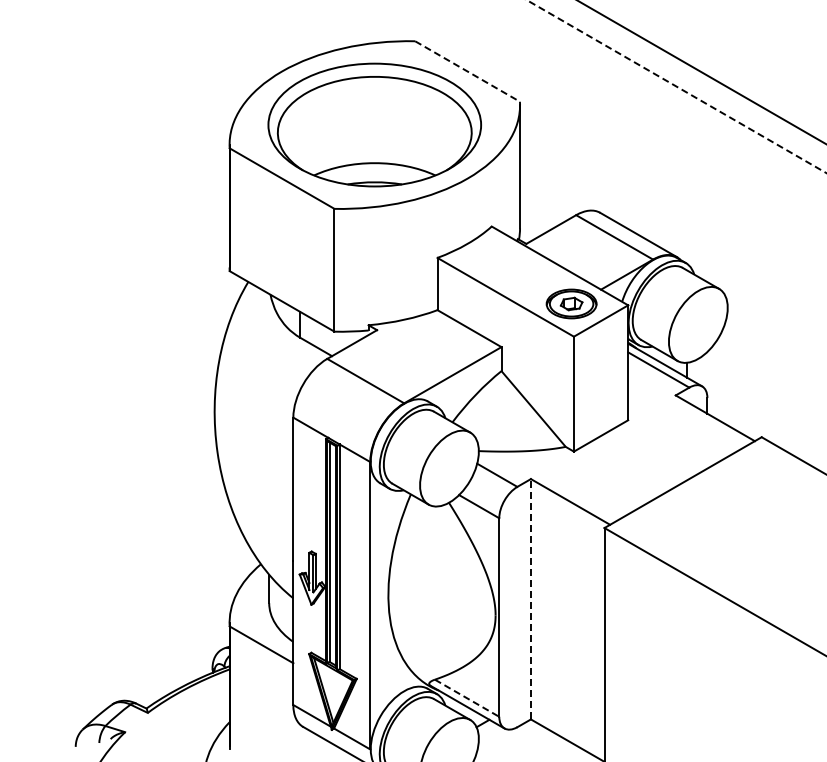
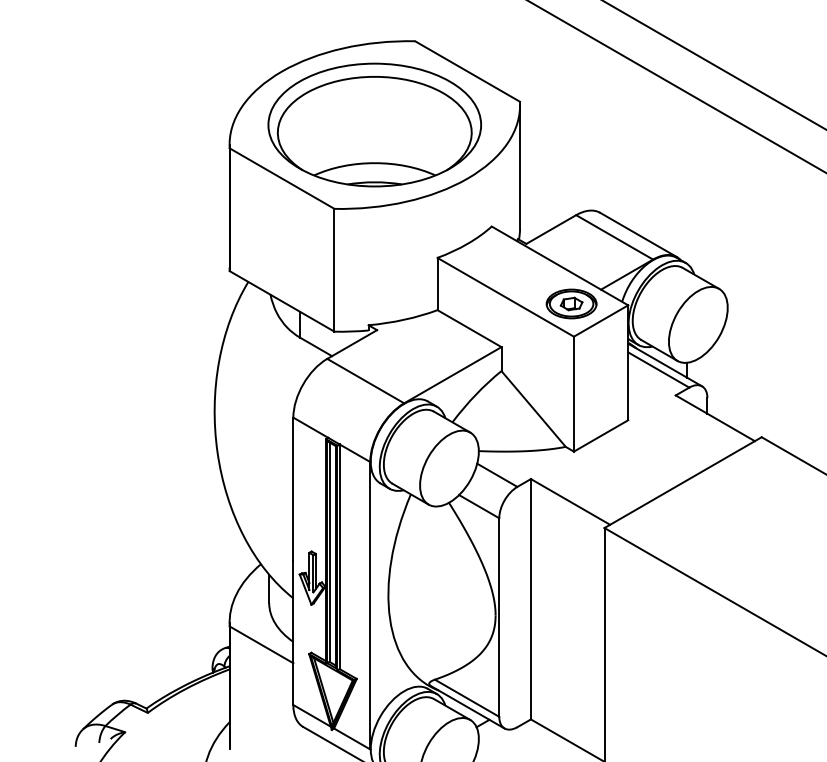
line: dashed -> solid (468, 71)
line position: (701, 72) -> (714, 65) (714, 65)
line: dashed -> solid (676, 86)
line: dashed -> solid (530, 598)
line: dashed -> solid (467, 698)
